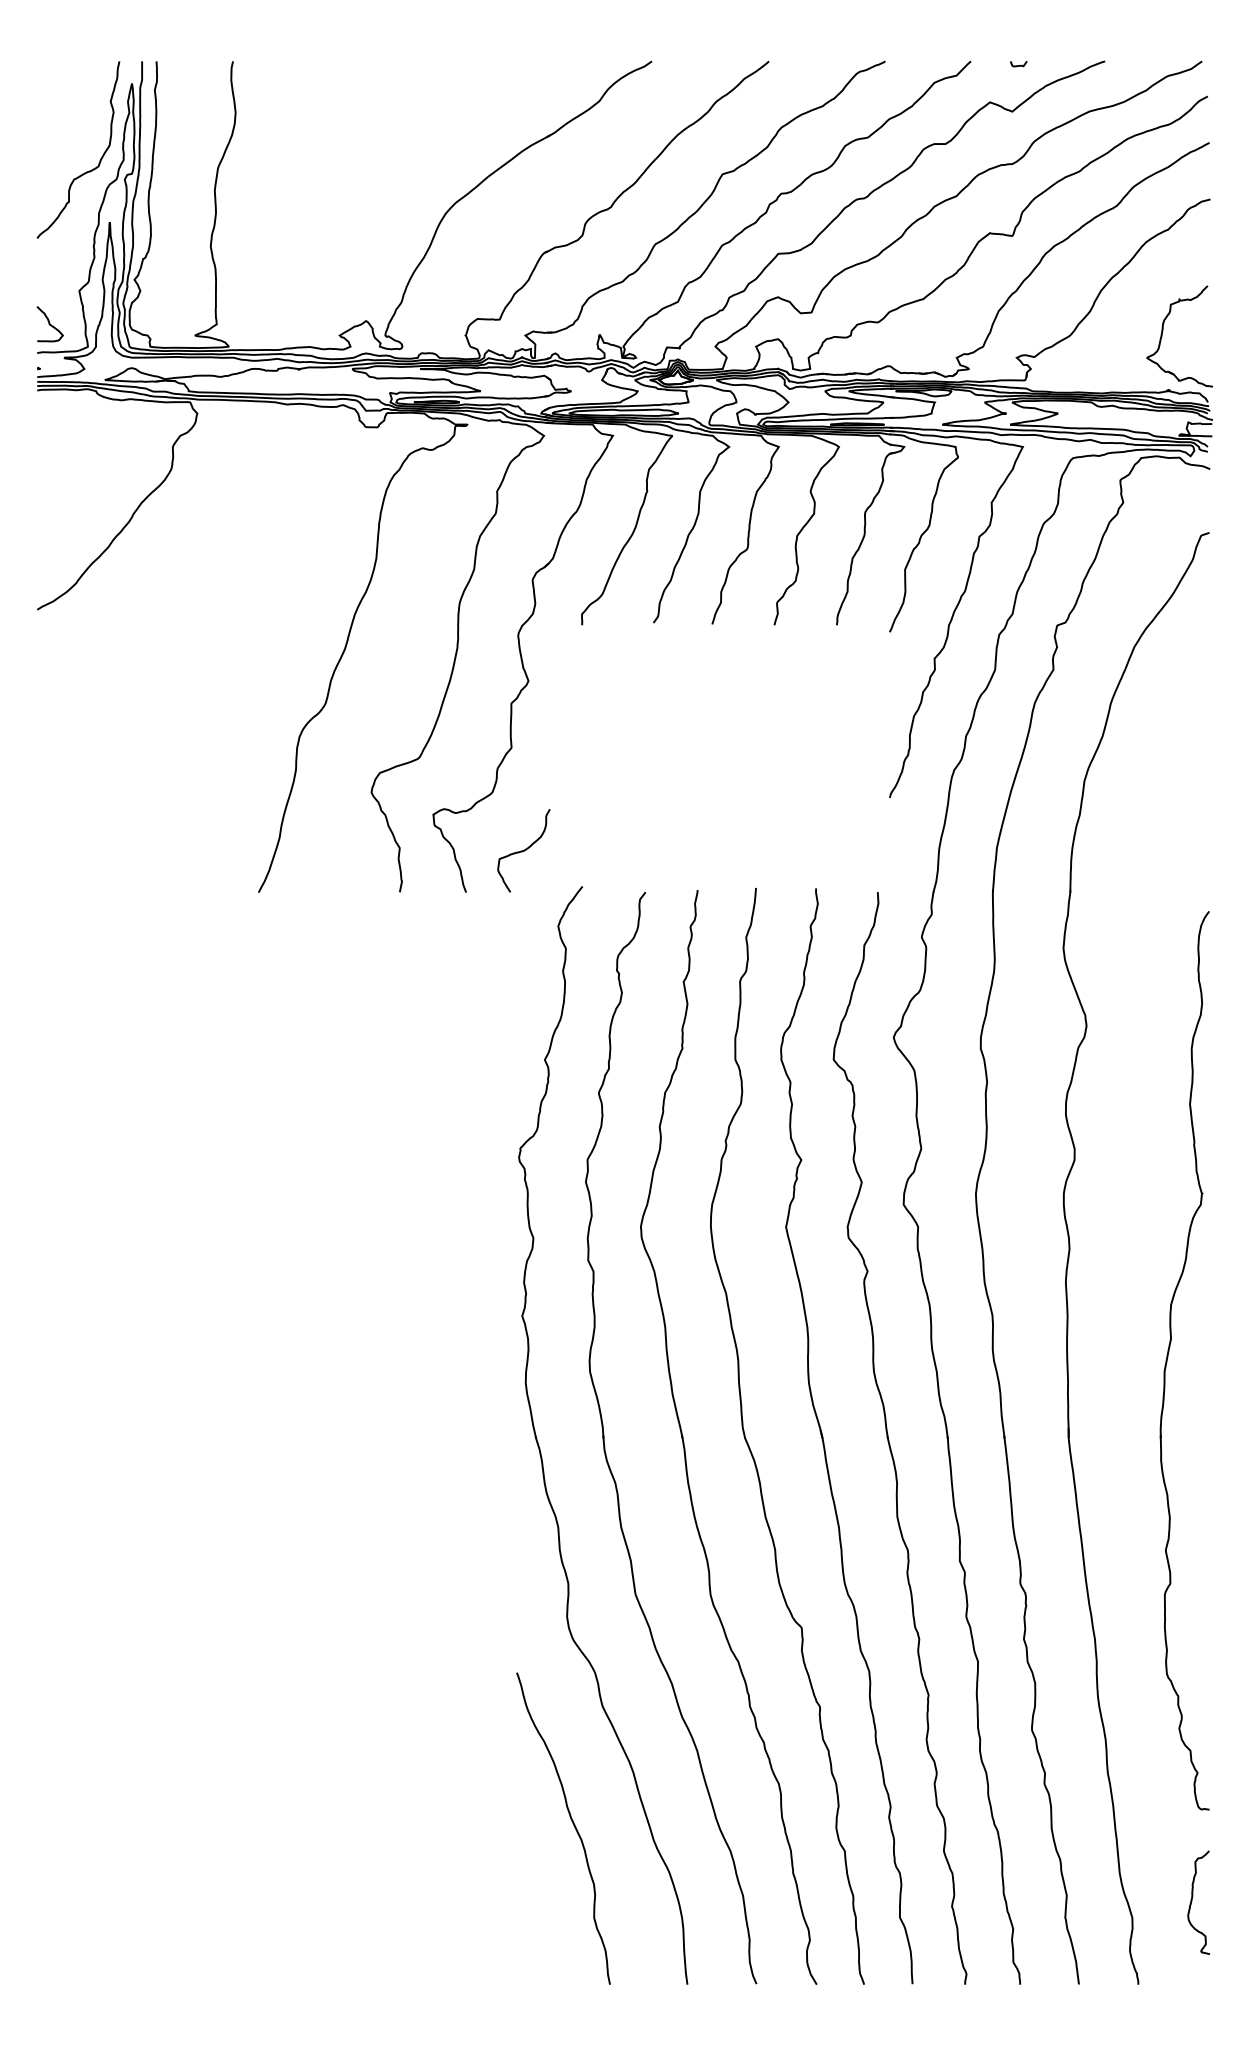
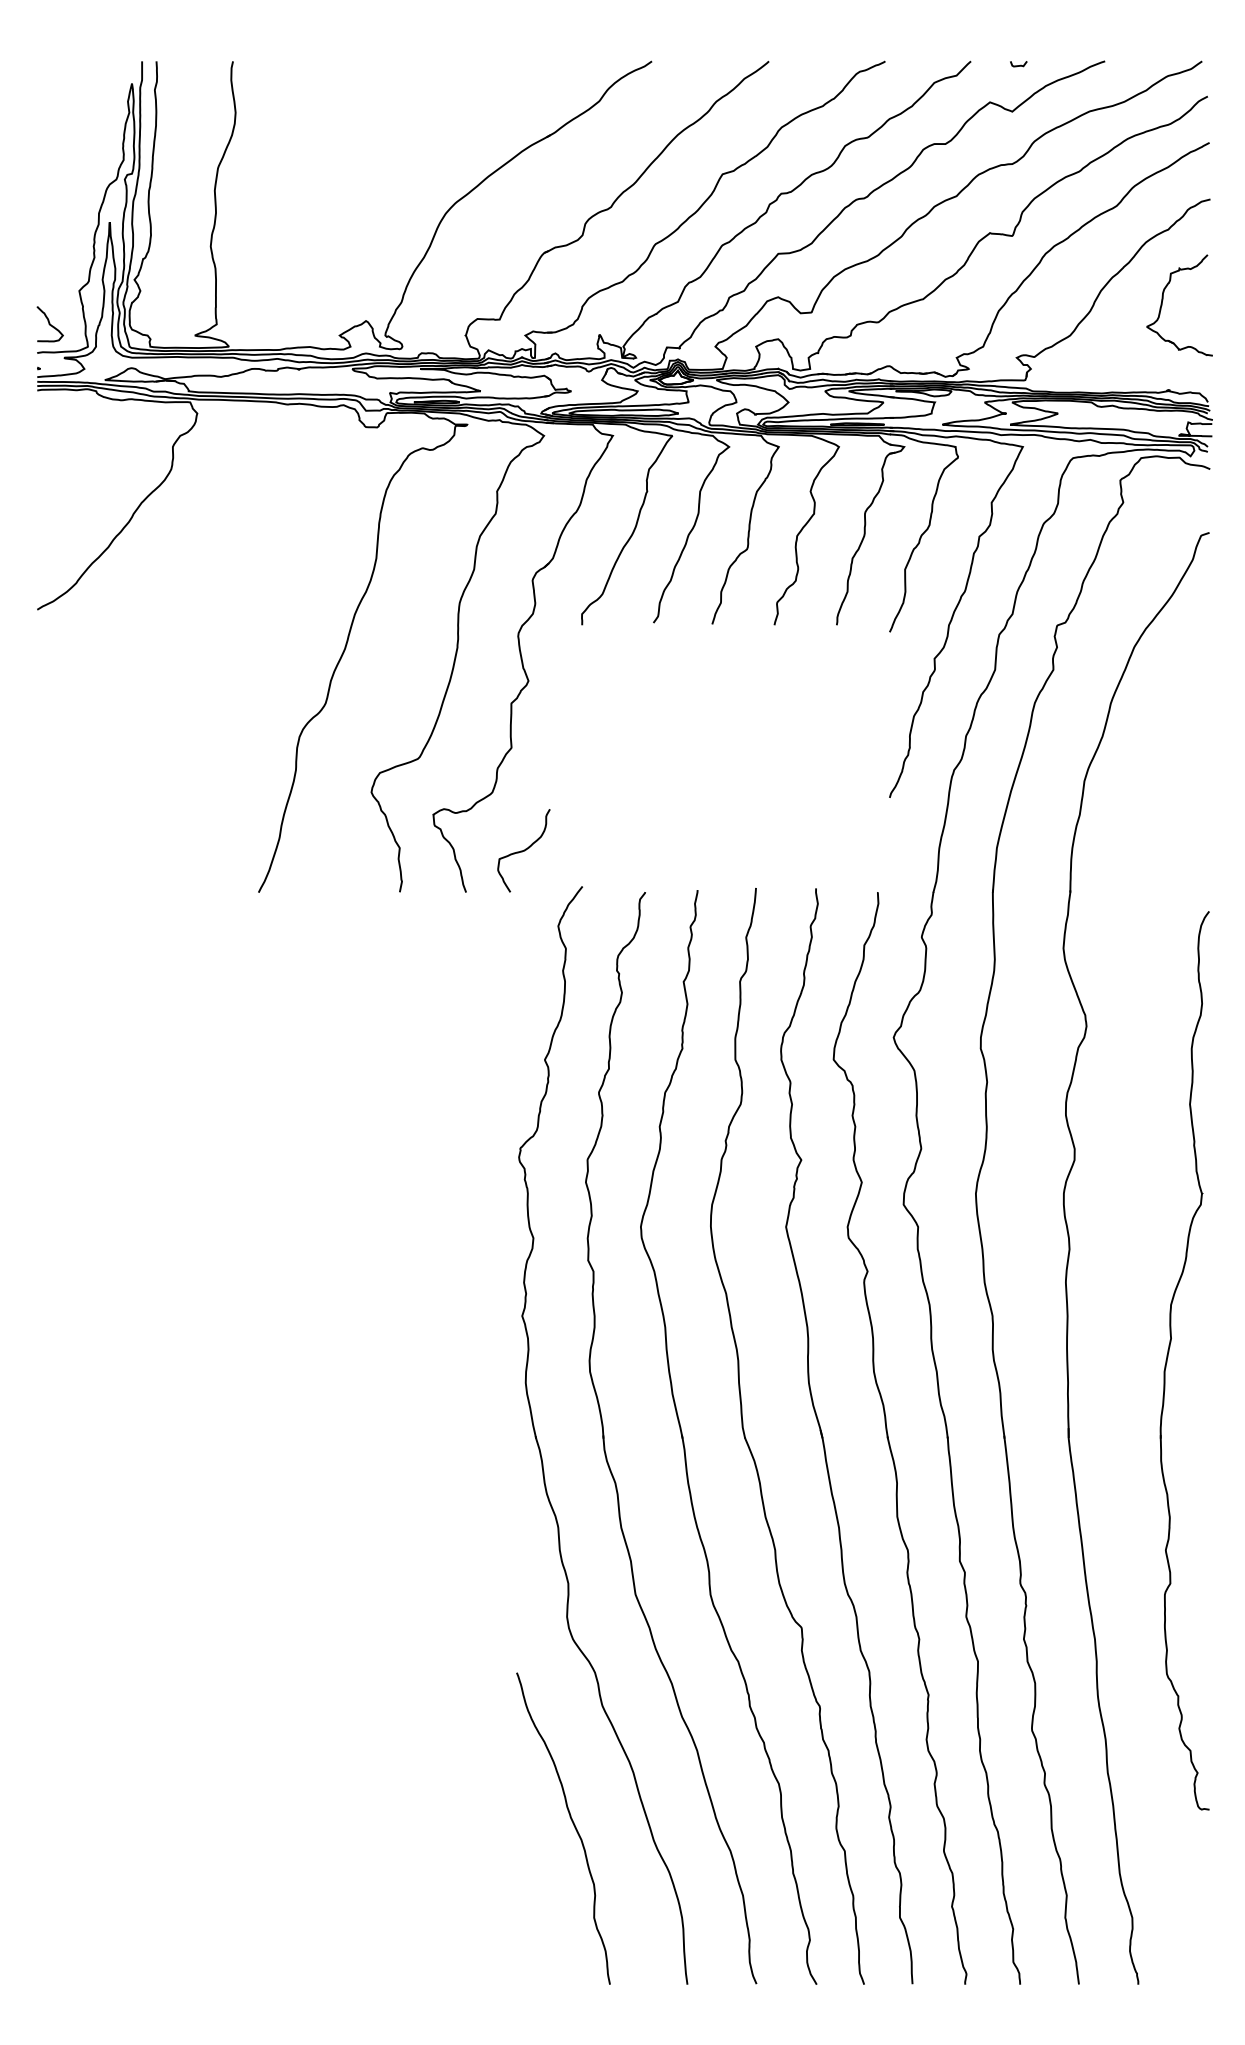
curve: present -> none (86, 171)
part position: (1163, 331) -> (1163, 300) (1163, 300)
curve: present -> none (1192, 1901)
